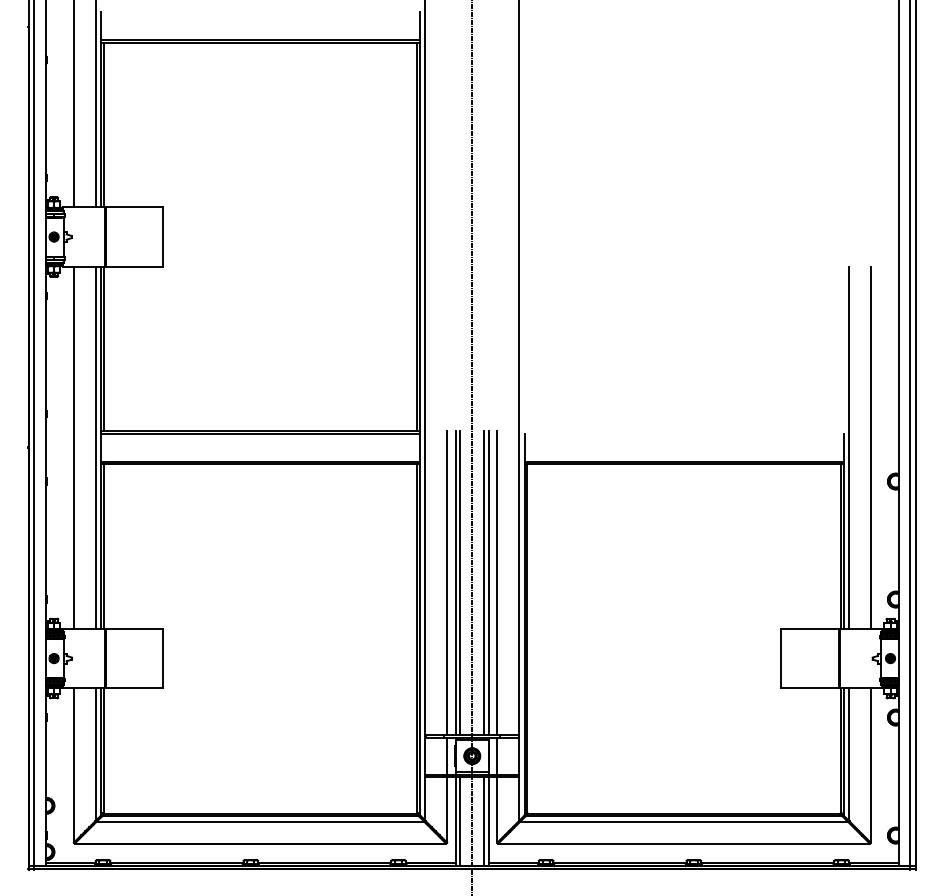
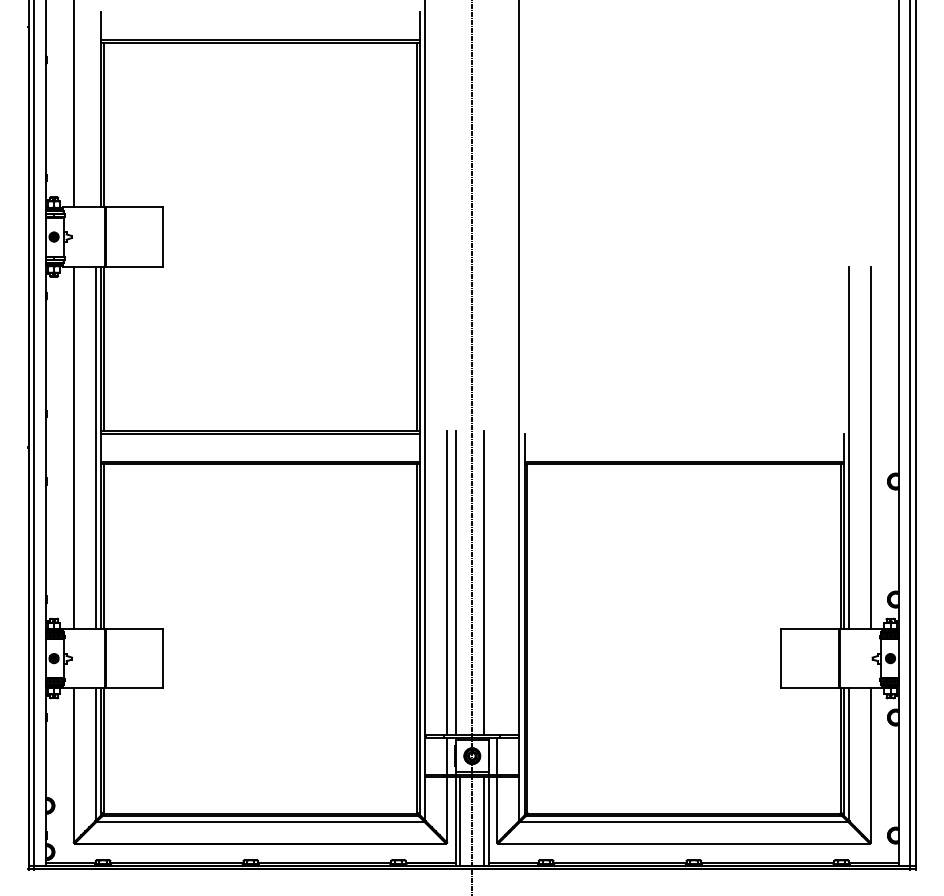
line: present -> none (95, 104)
line: present -> none (460, 583)
line: present -> none (488, 583)
line: present -> none (497, 583)
